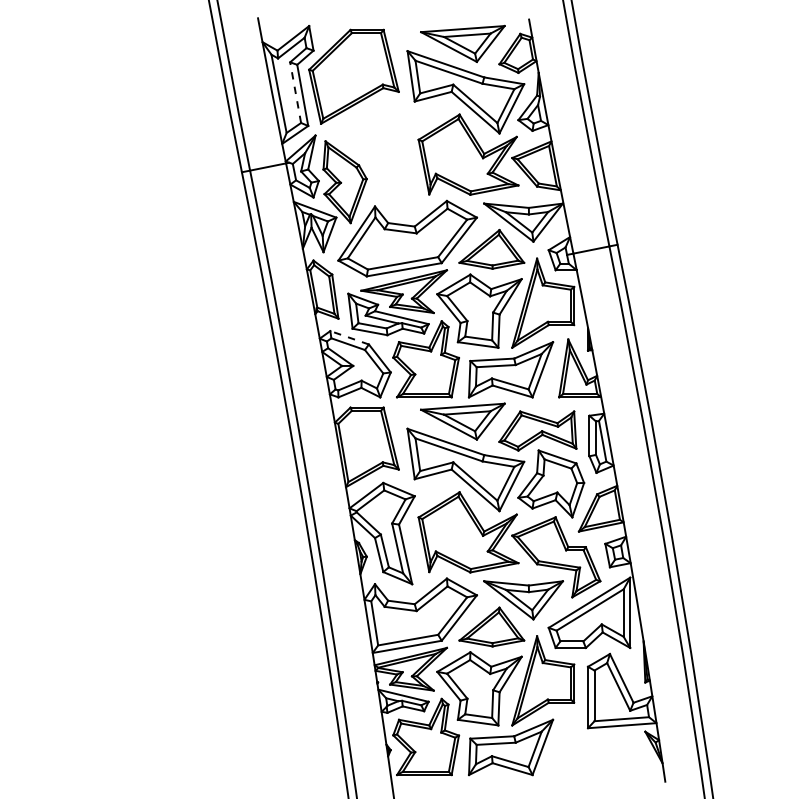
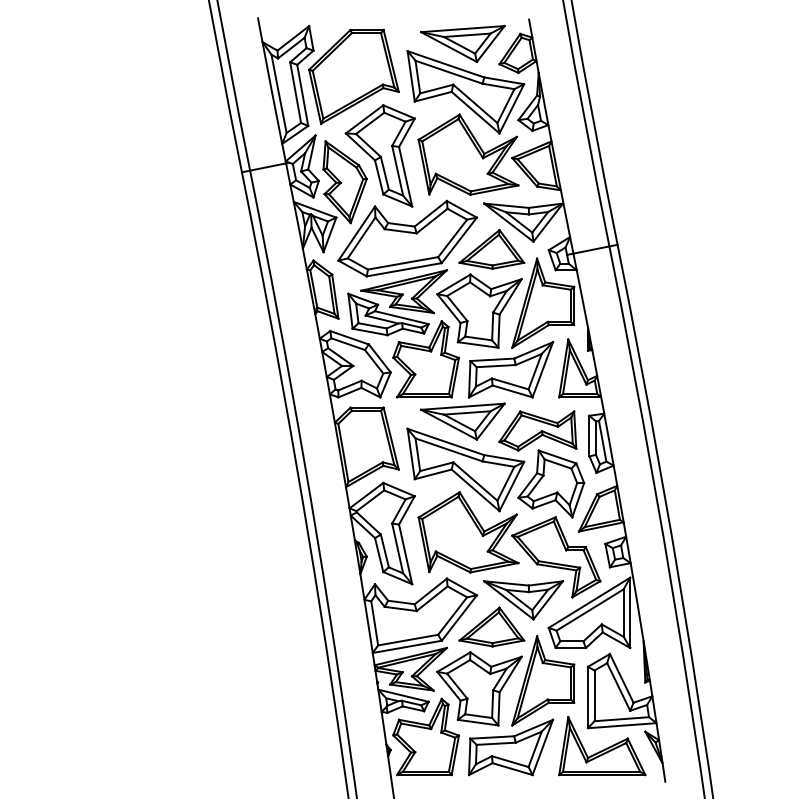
line: dashed -> solid (295, 92)
part: none -> present (379, 155)
line: dashed -> solid (349, 337)
part: none -> present (602, 746)
